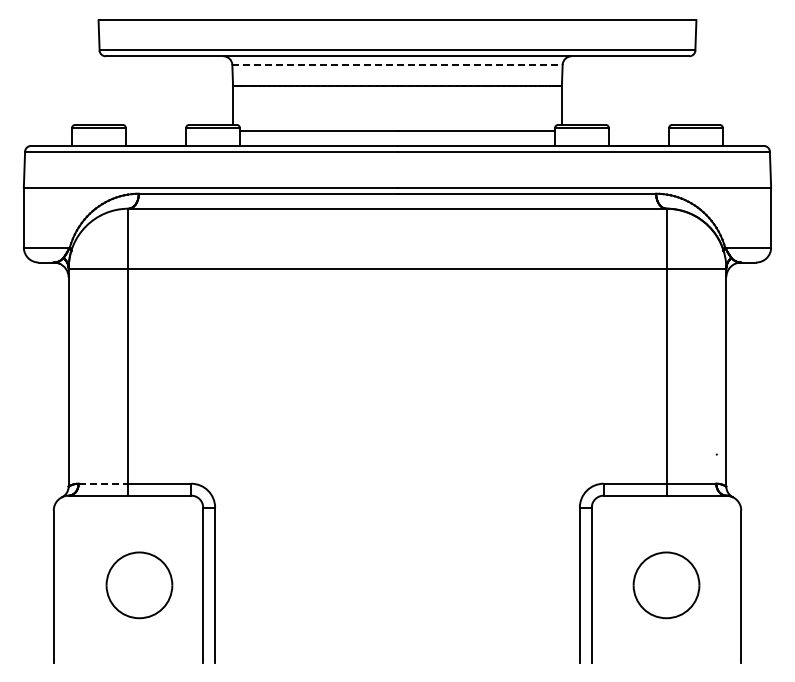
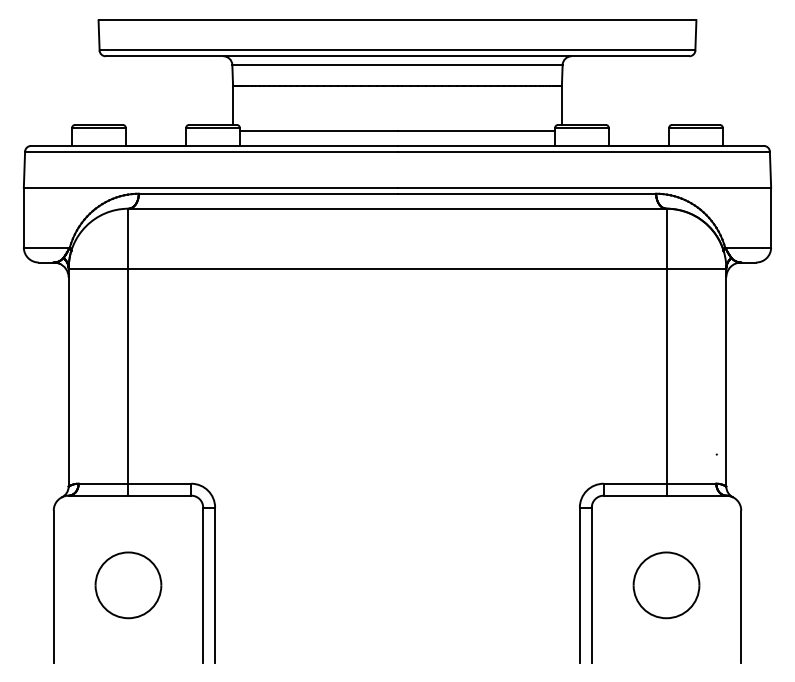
line: dashed -> solid (397, 64)
line: dashed -> solid (103, 483)
part position: (139, 585) -> (128, 585) (128, 585)
